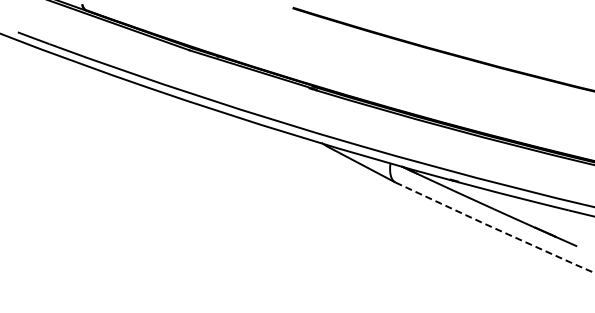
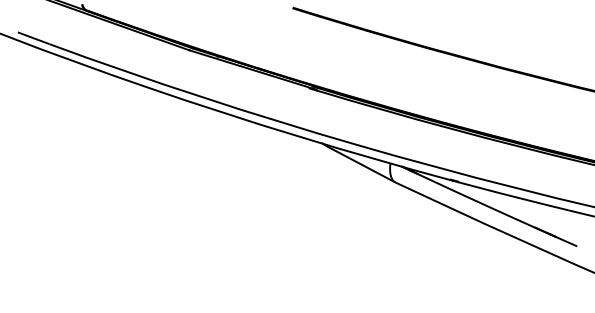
line: dashed -> solid (495, 228)
